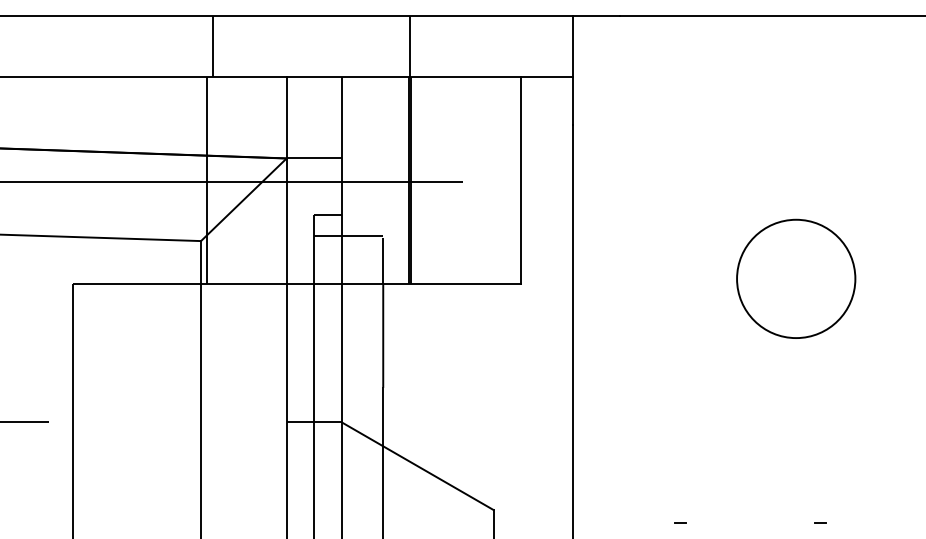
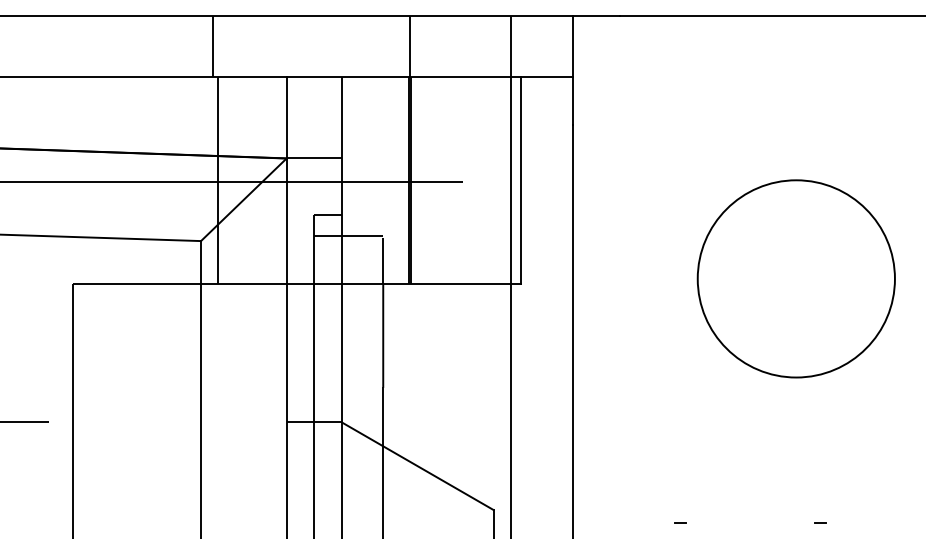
line position: (206, 180) -> (217, 180) (217, 180)
line: none -> present (511, 275)
circle size: 121x121 px -> 200x200 px (795, 278)
